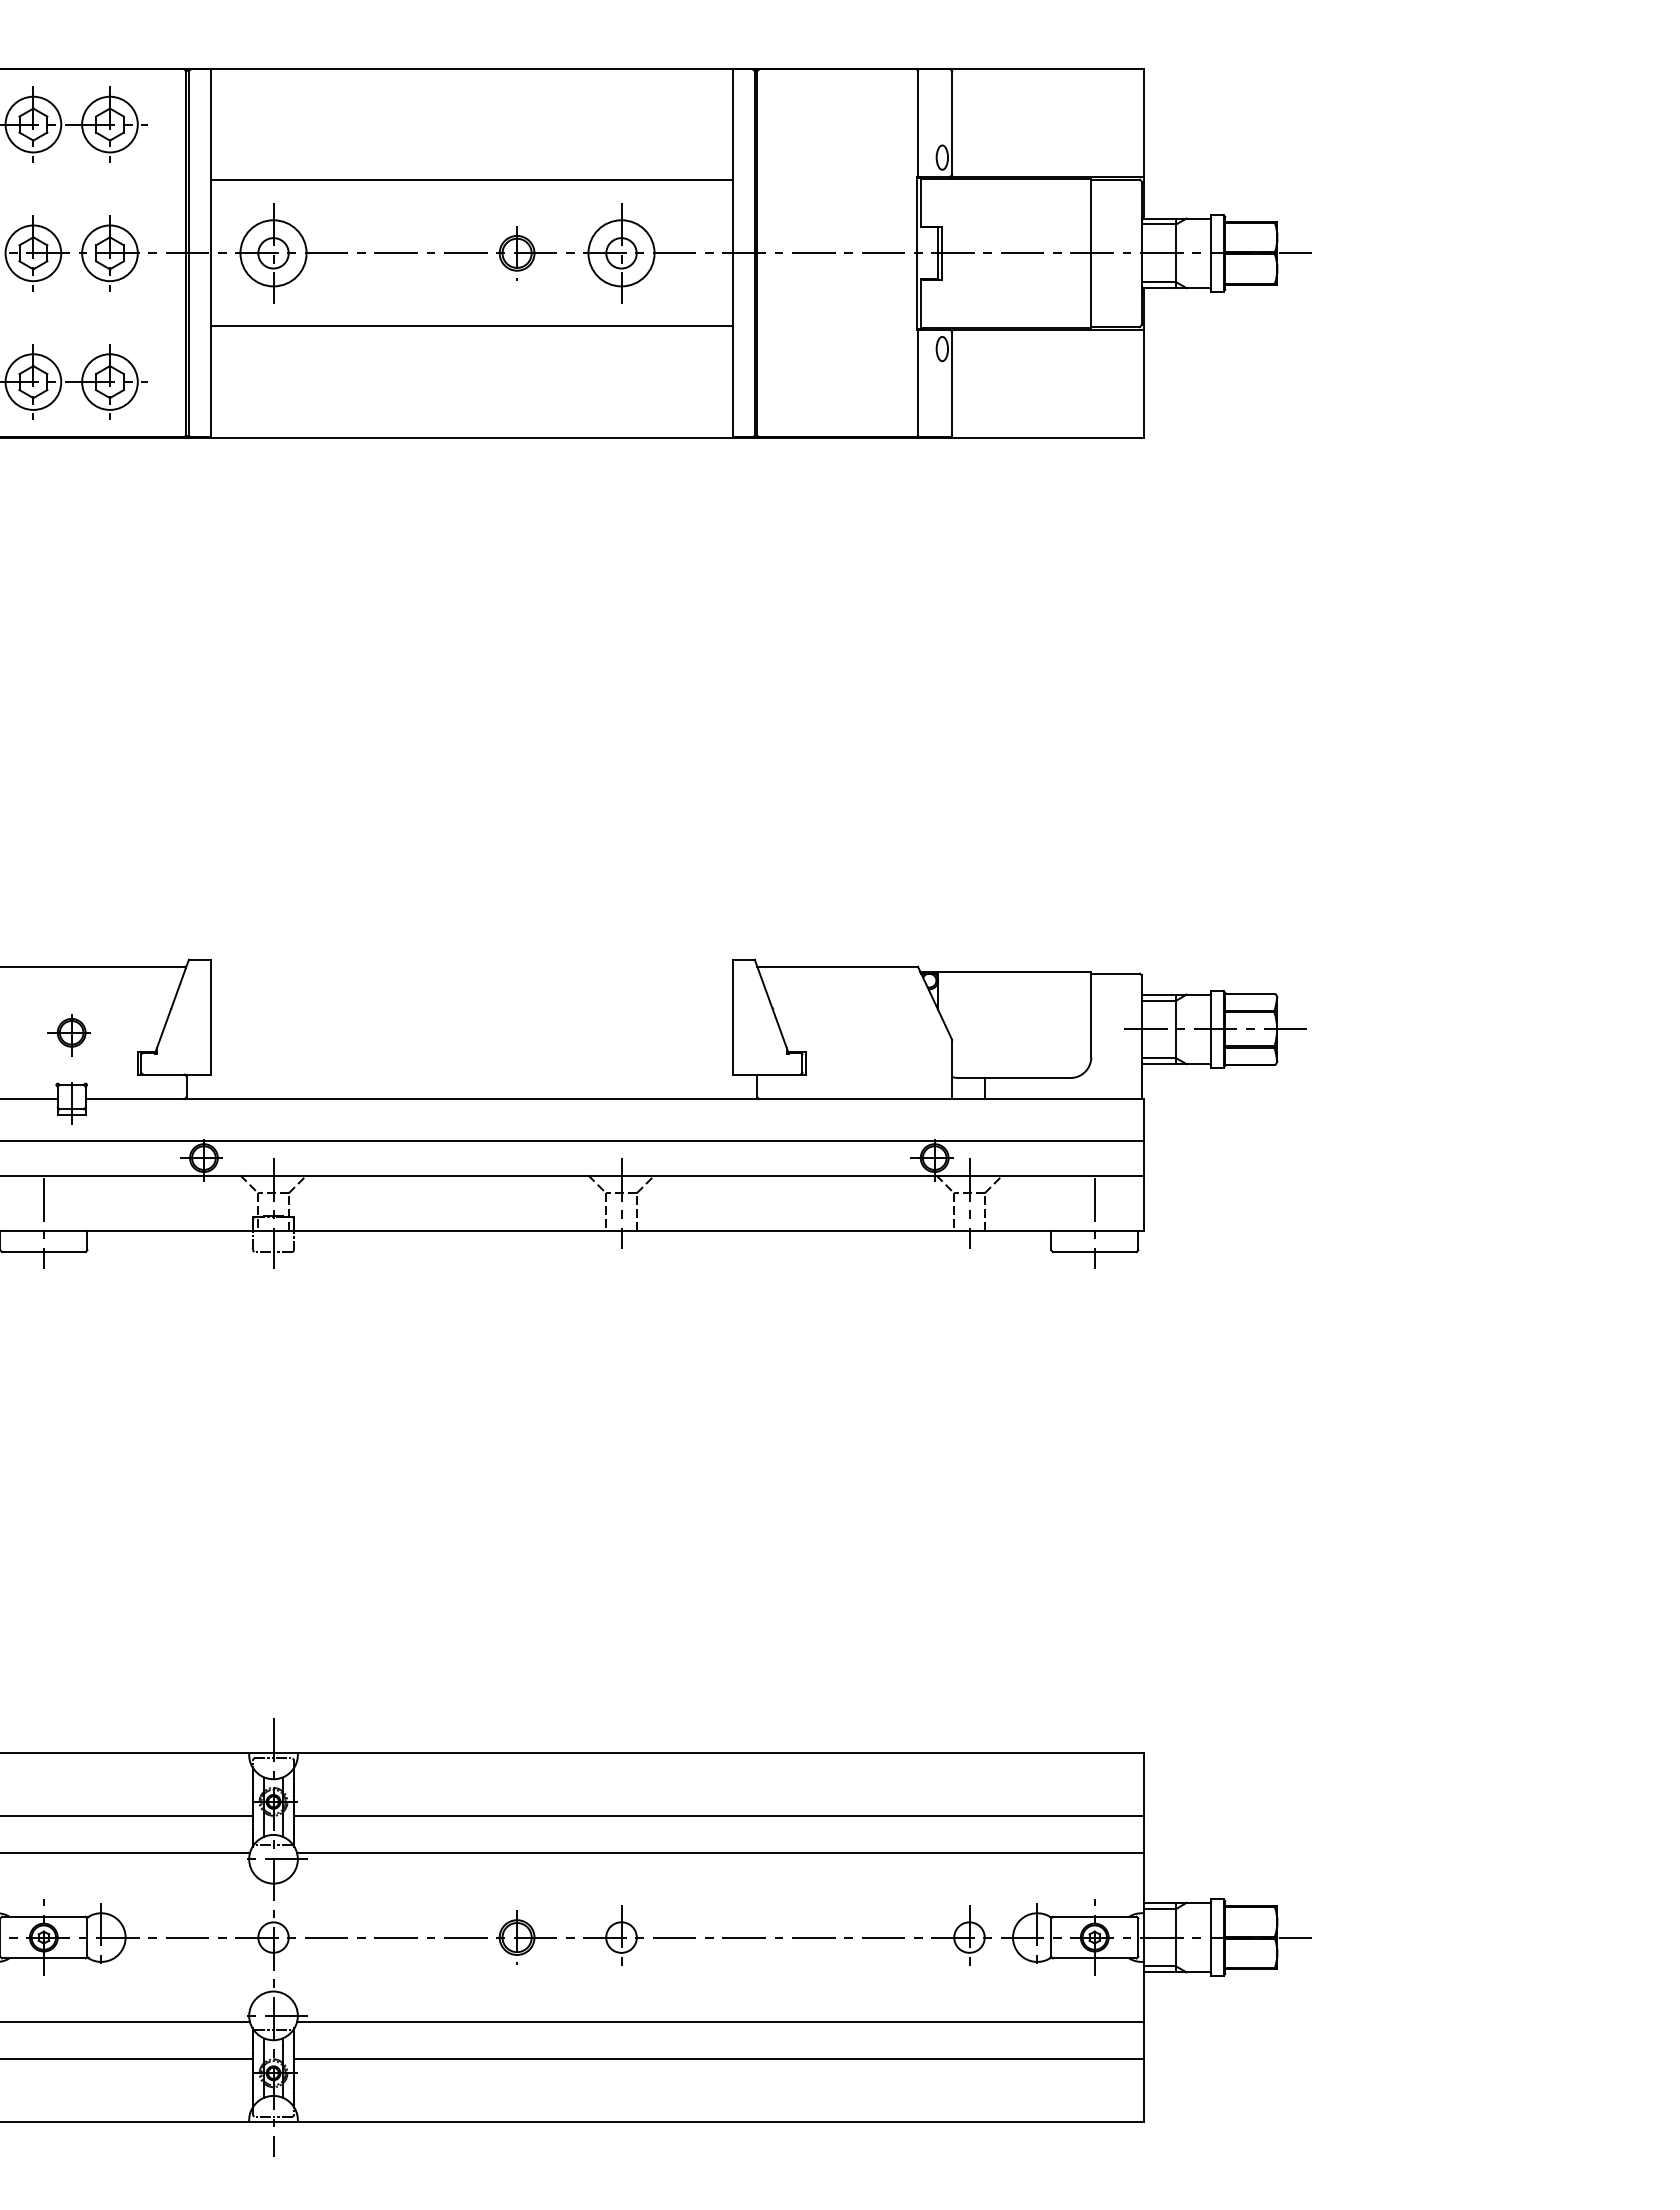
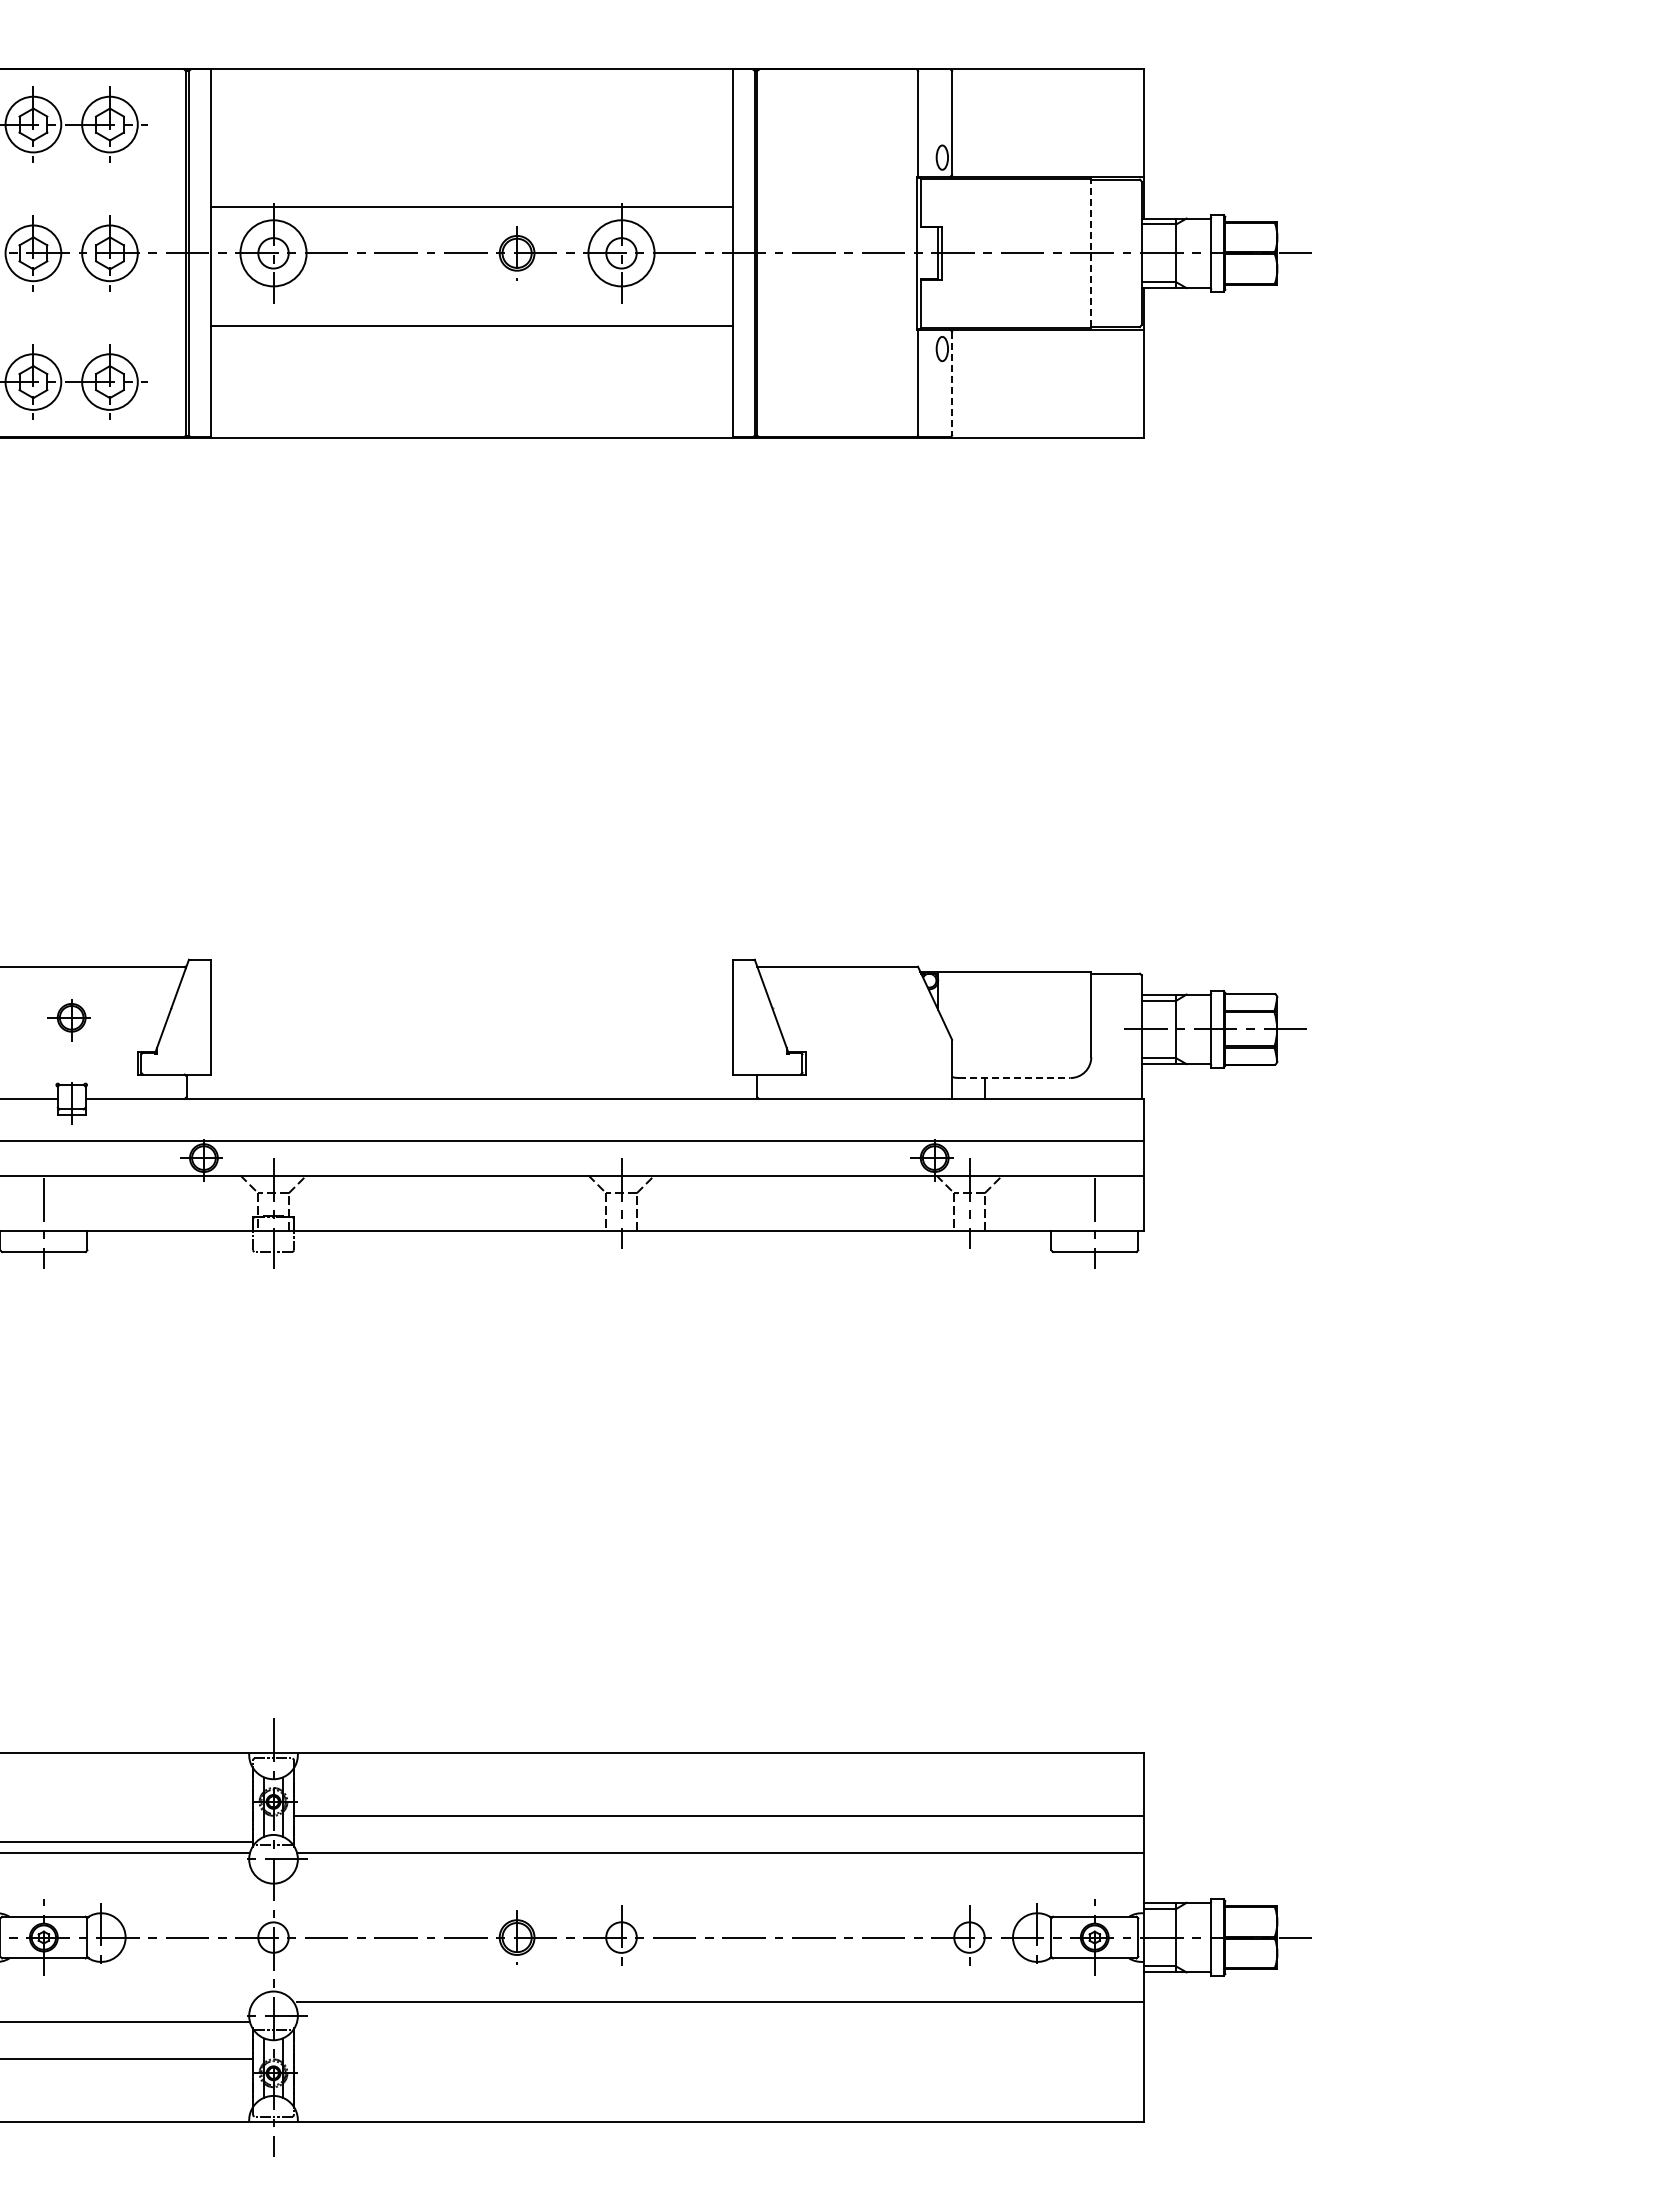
line position: (471, 180) -> (471, 207) (471, 207)
line: solid -> dashed (1091, 253)
line: solid -> dashed (952, 384)
part position: (68, 1035) -> (68, 1020) (68, 1020)
line: solid -> dashed (1014, 1078)
line position: (127, 1816) -> (127, 1842) (127, 1842)
line position: (720, 2021) -> (720, 2001) (720, 2001)
line: present -> none (718, 2058)
